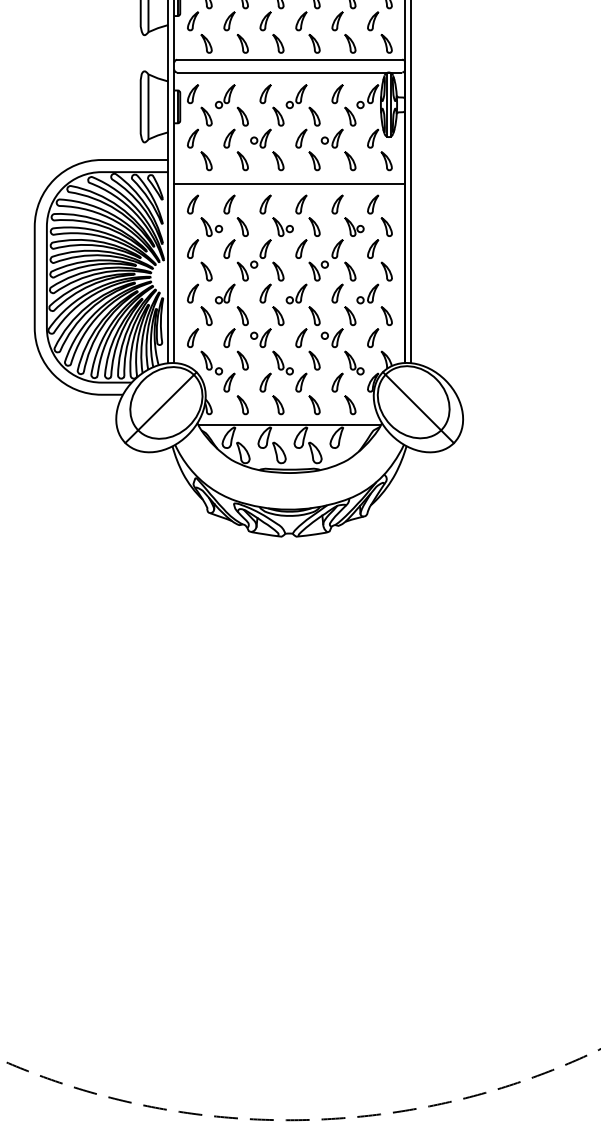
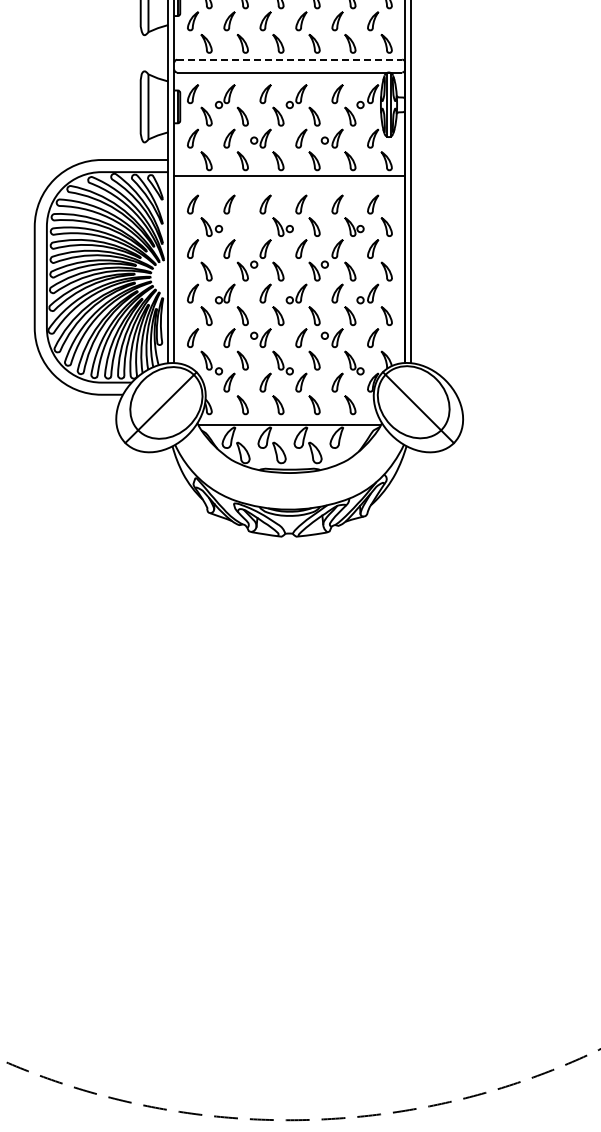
line: solid -> dashed (289, 59)
line position: (289, 183) -> (289, 175) (289, 175)
part: present -> none (242, 226)
